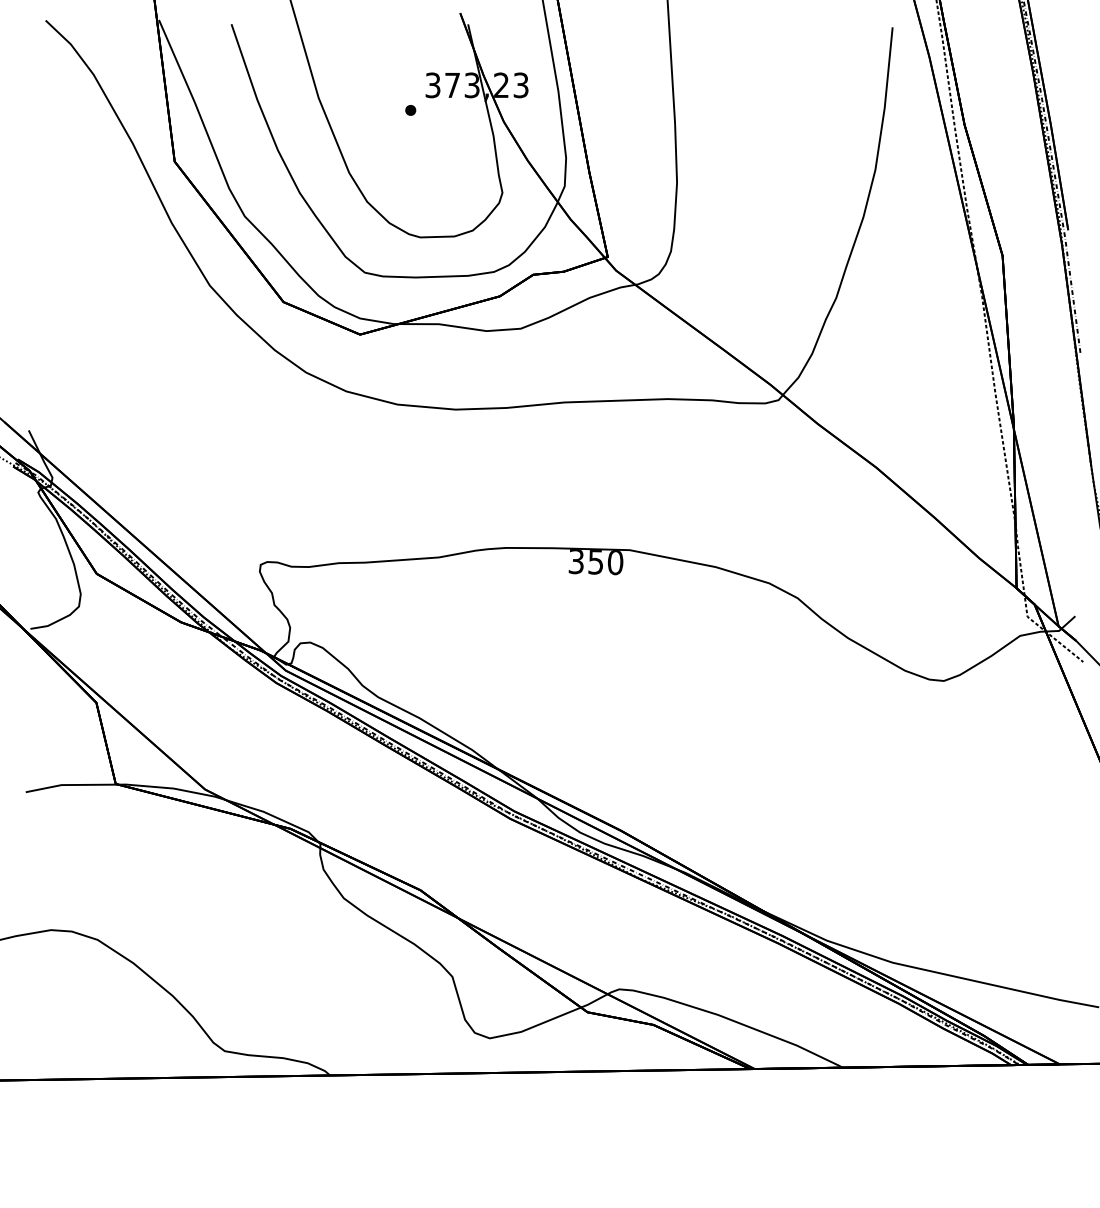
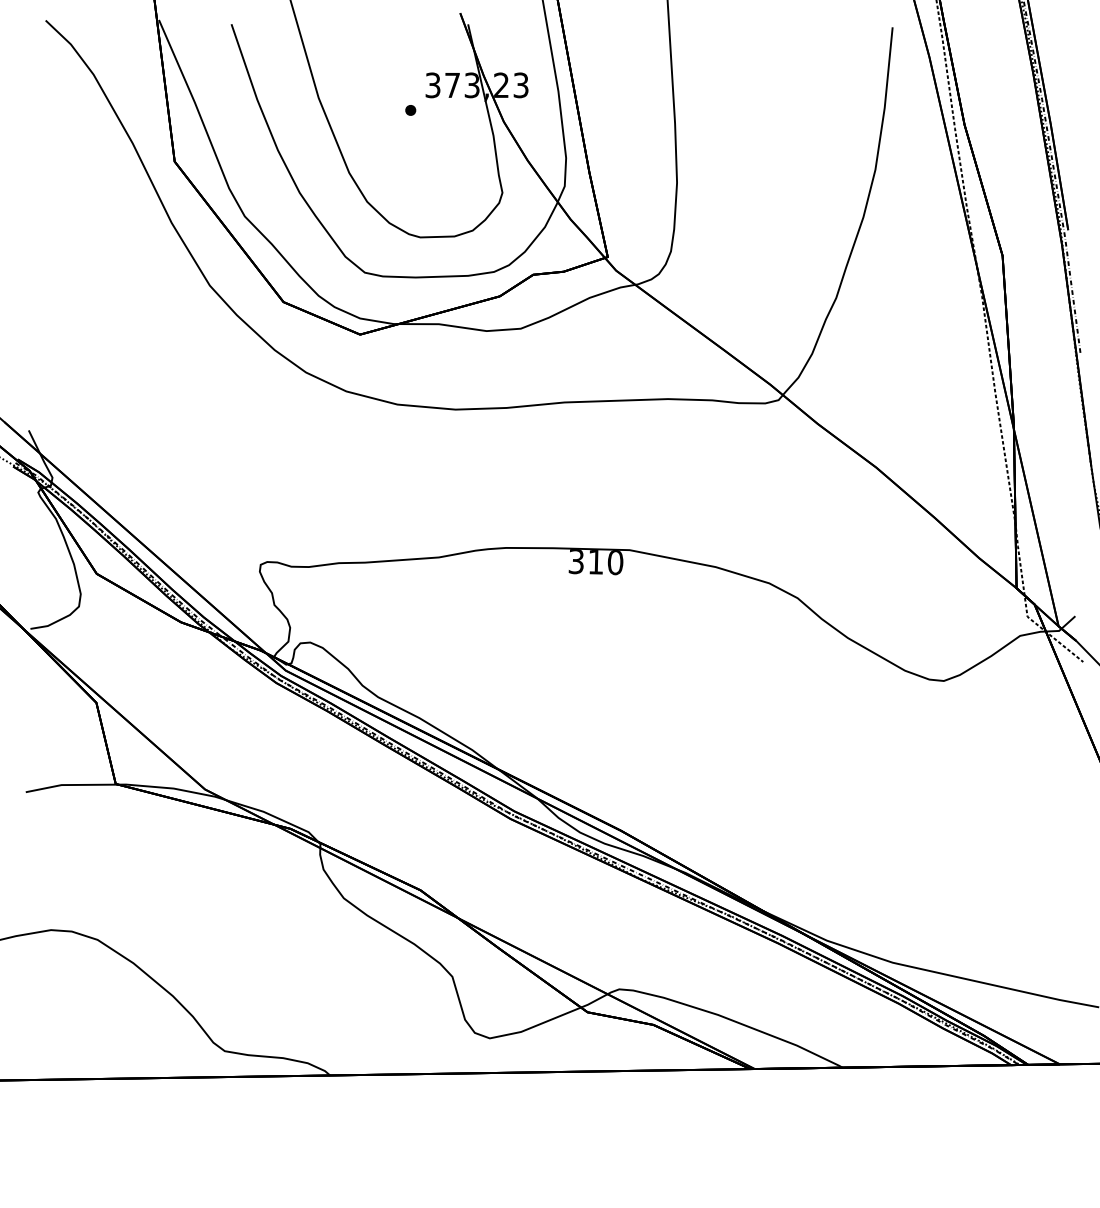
text: 350 -> 310 (595, 562)
